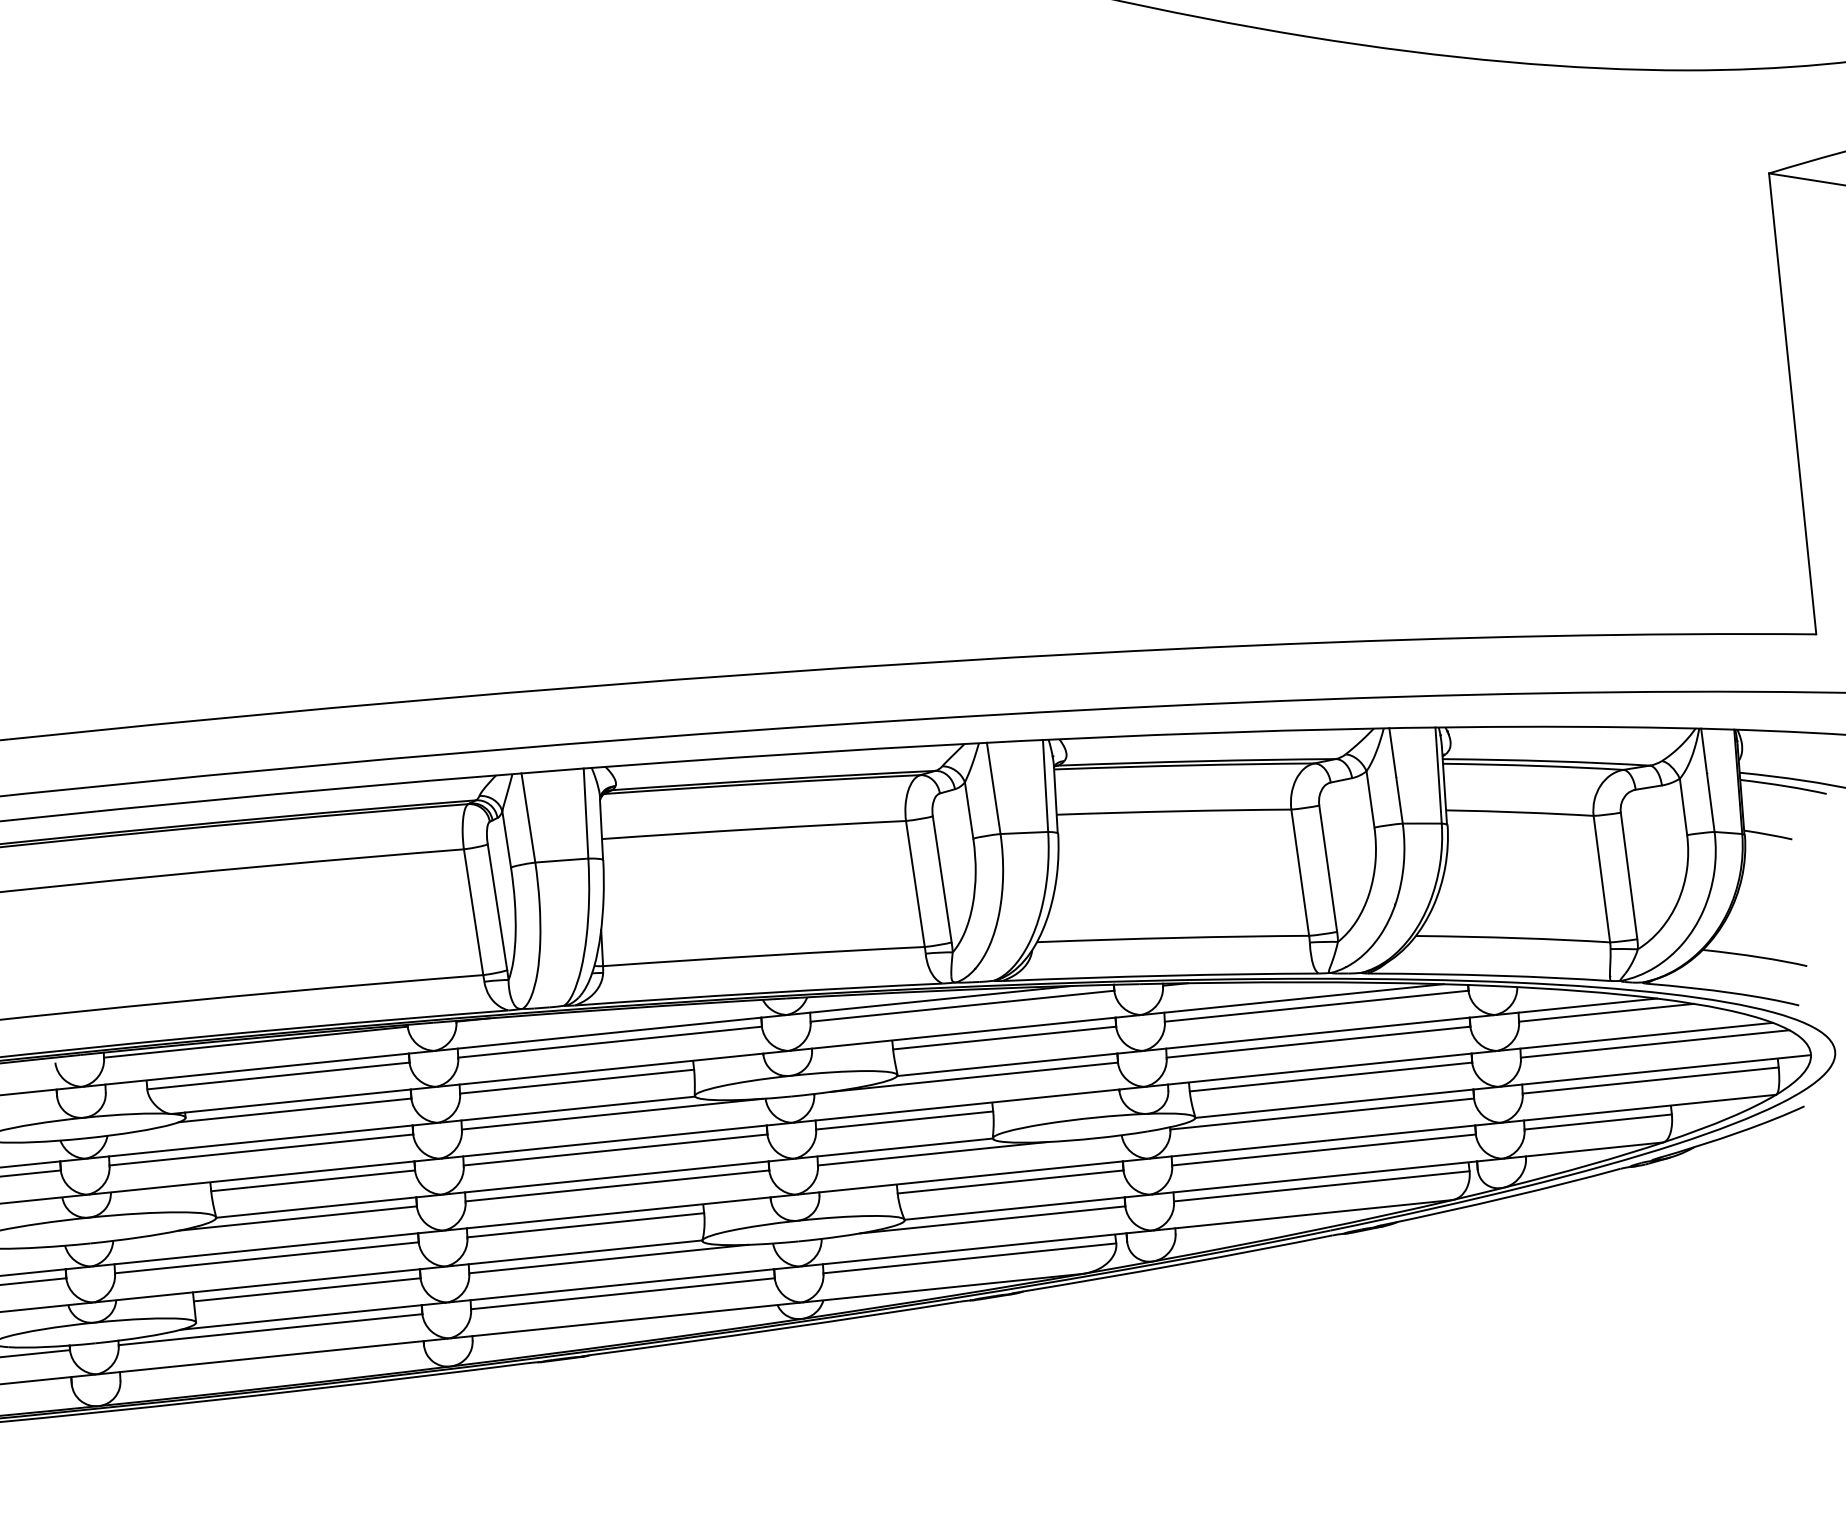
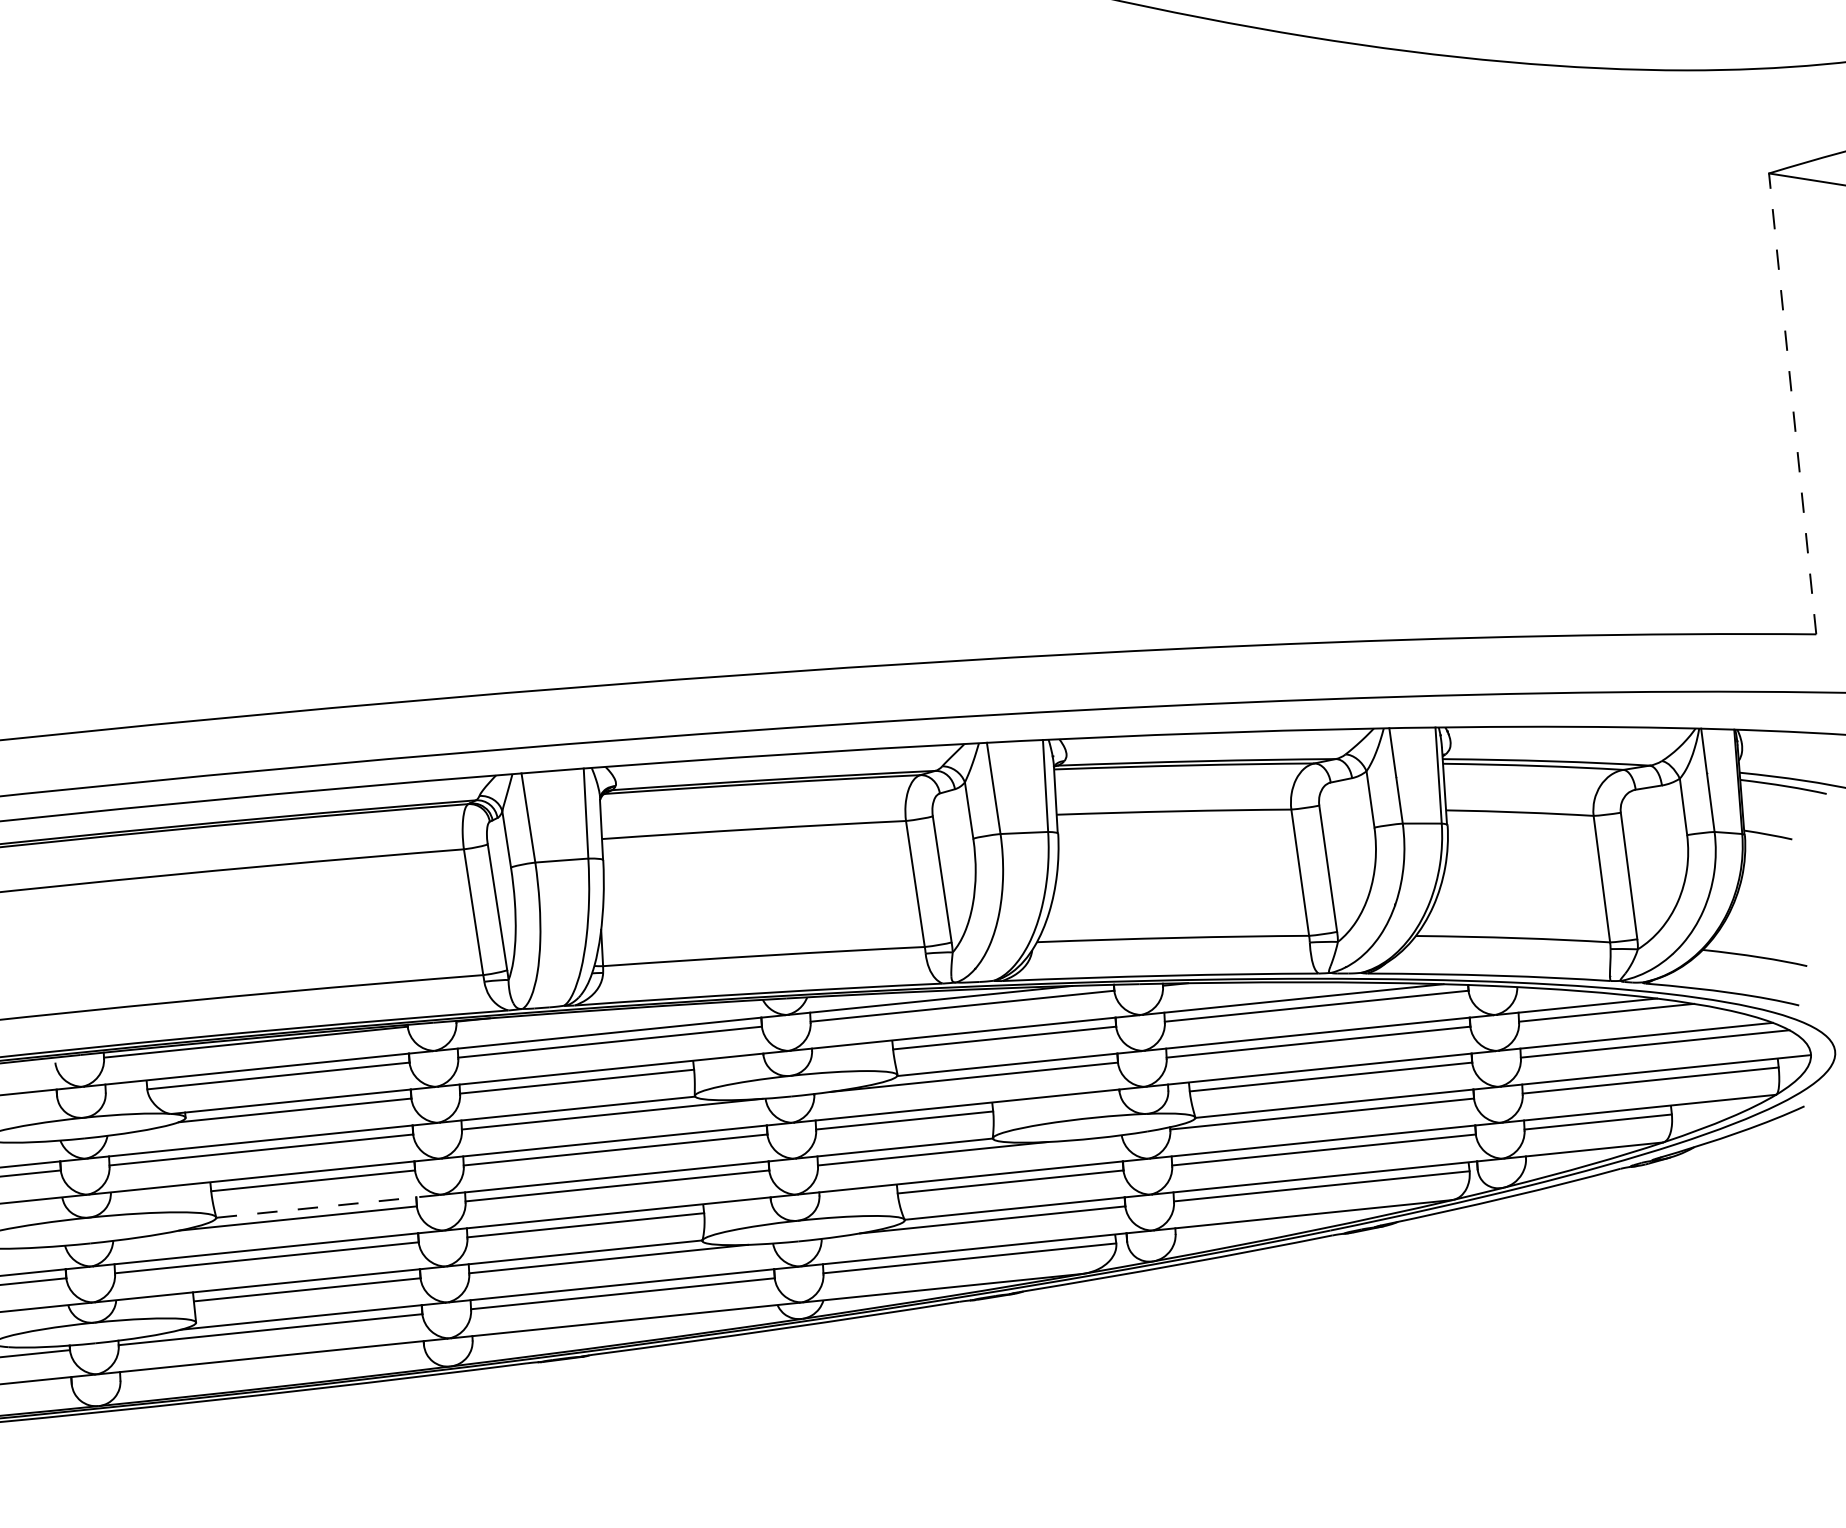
line: solid -> dashed (1792, 403)
line: solid -> dashed (327, 1206)
